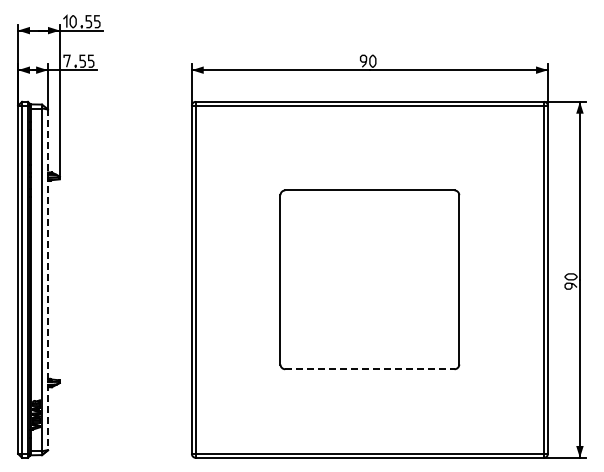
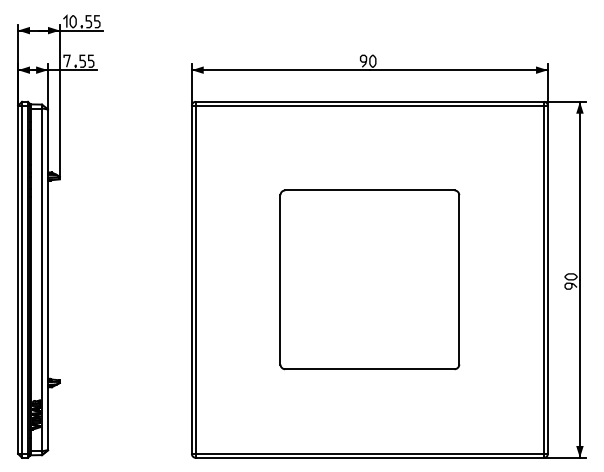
line: dashed -> solid (47, 279)
line: dashed -> solid (369, 369)
